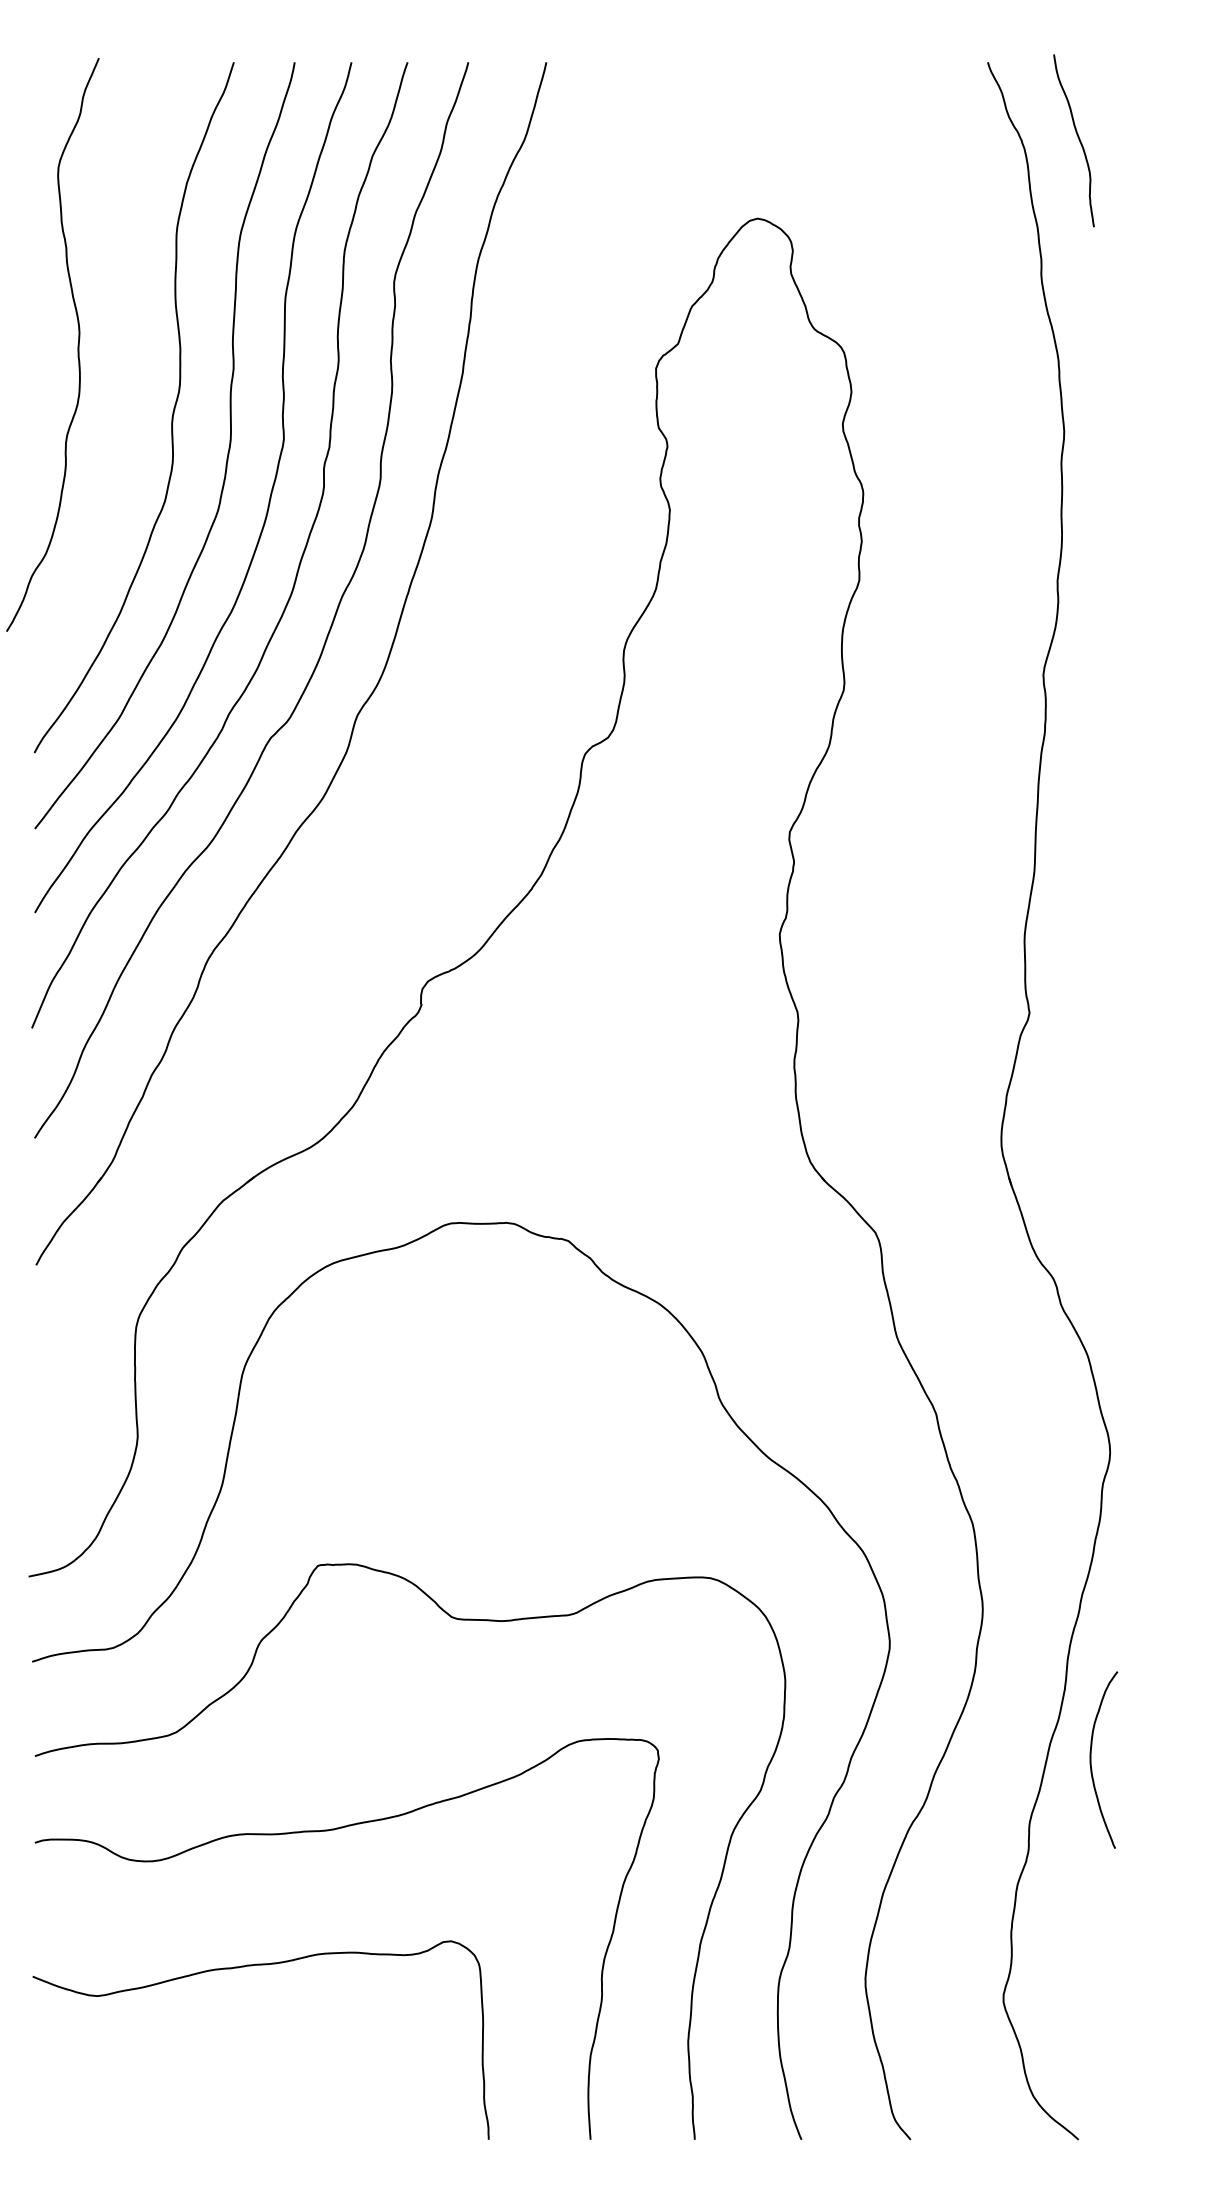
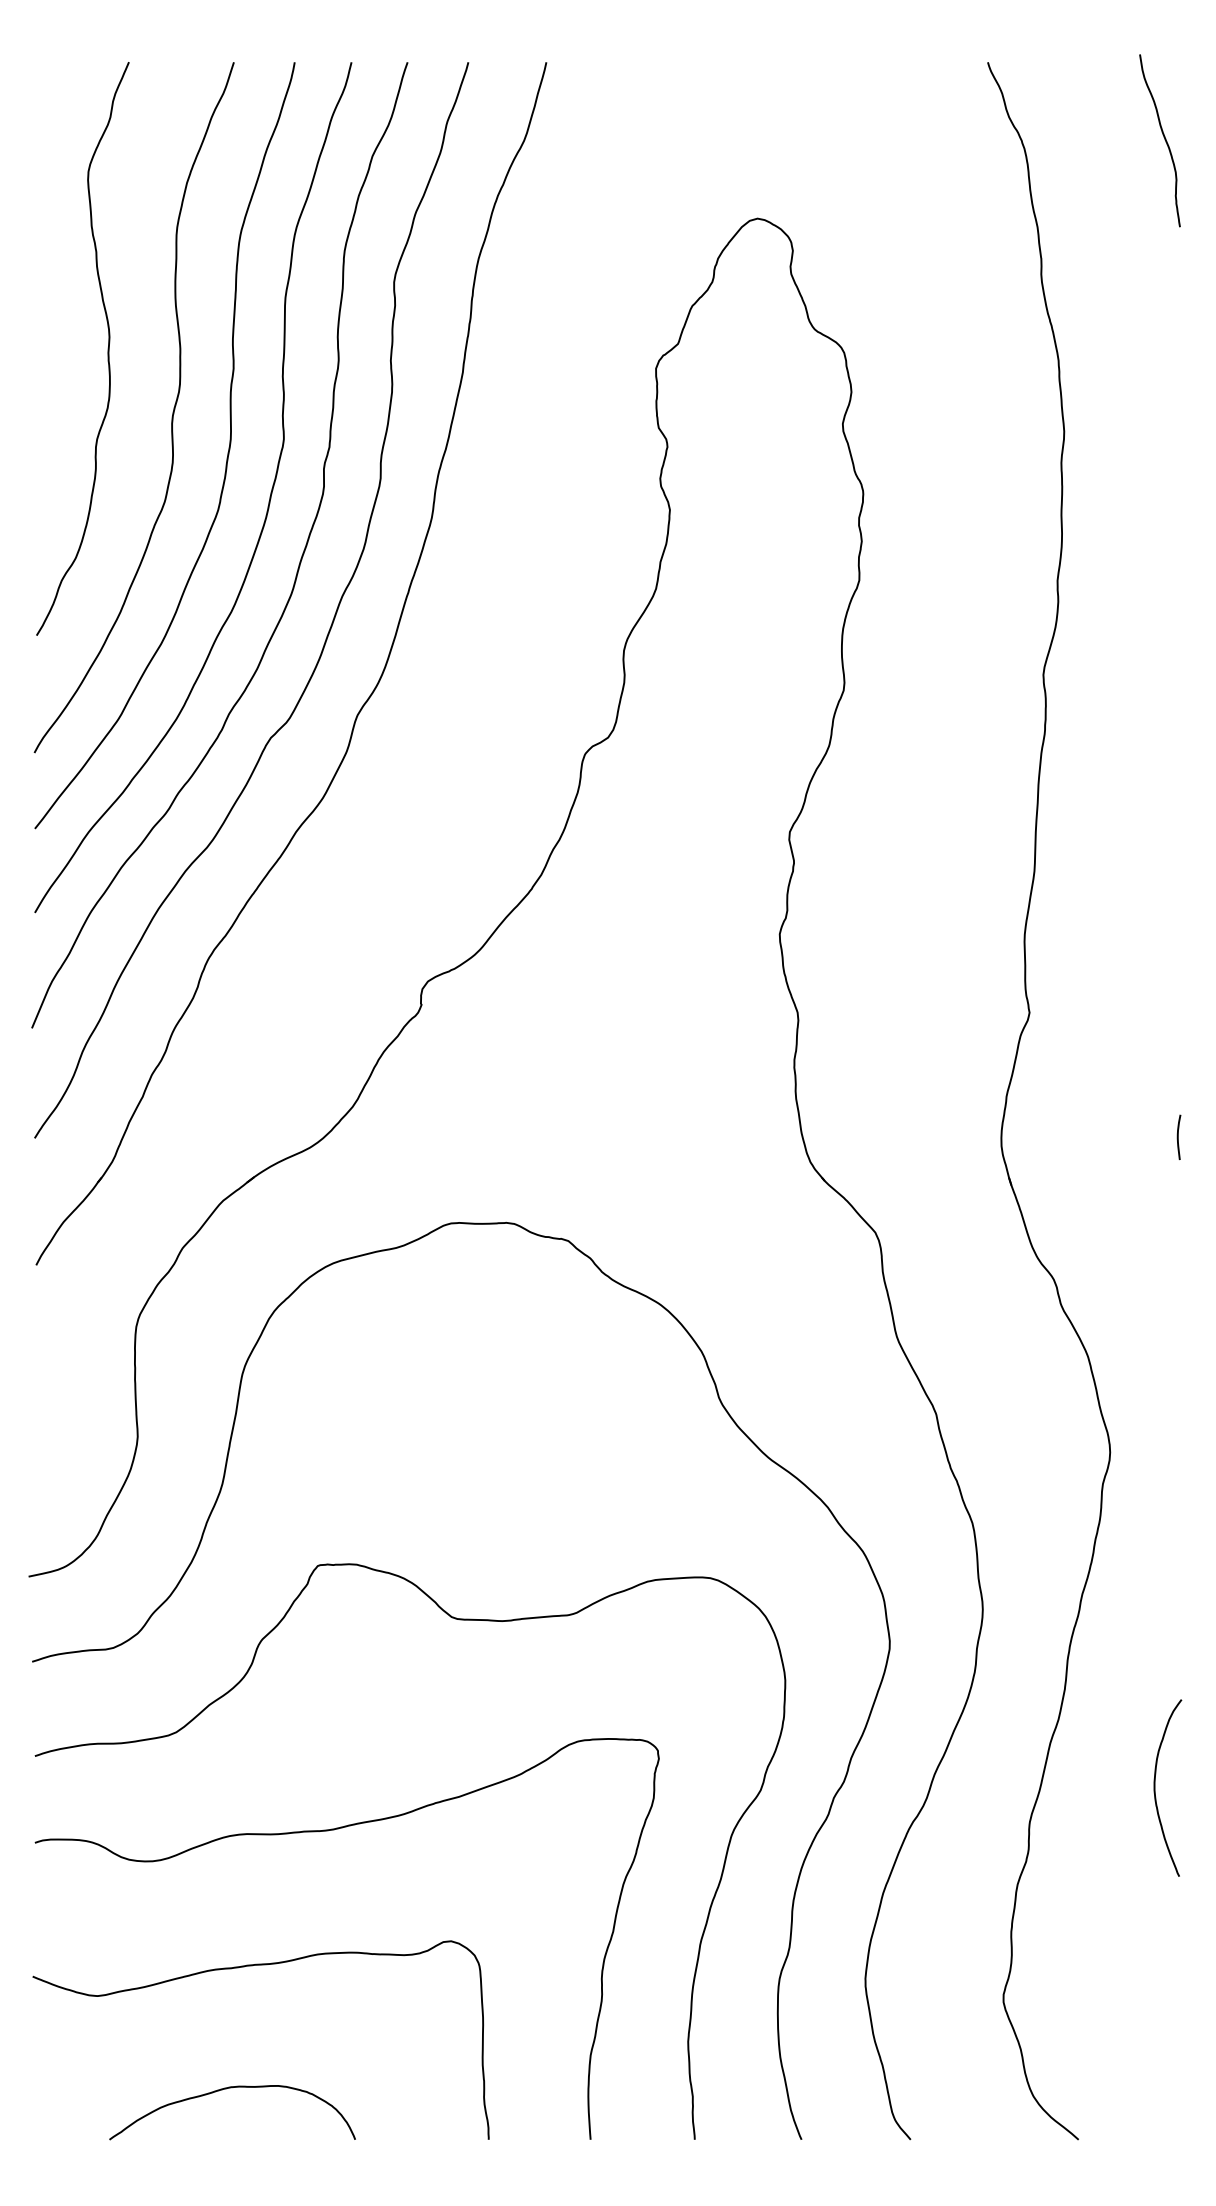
curve position: (1077, 137) -> (1163, 137) (1163, 137)
curve position: (77, 344) -> (107, 348) (107, 348)
curve: none -> present (1178, 1137)
curve position: (1091, 1759) -> (1155, 1787) (1155, 1787)
curve: none -> present (226, 2089)
